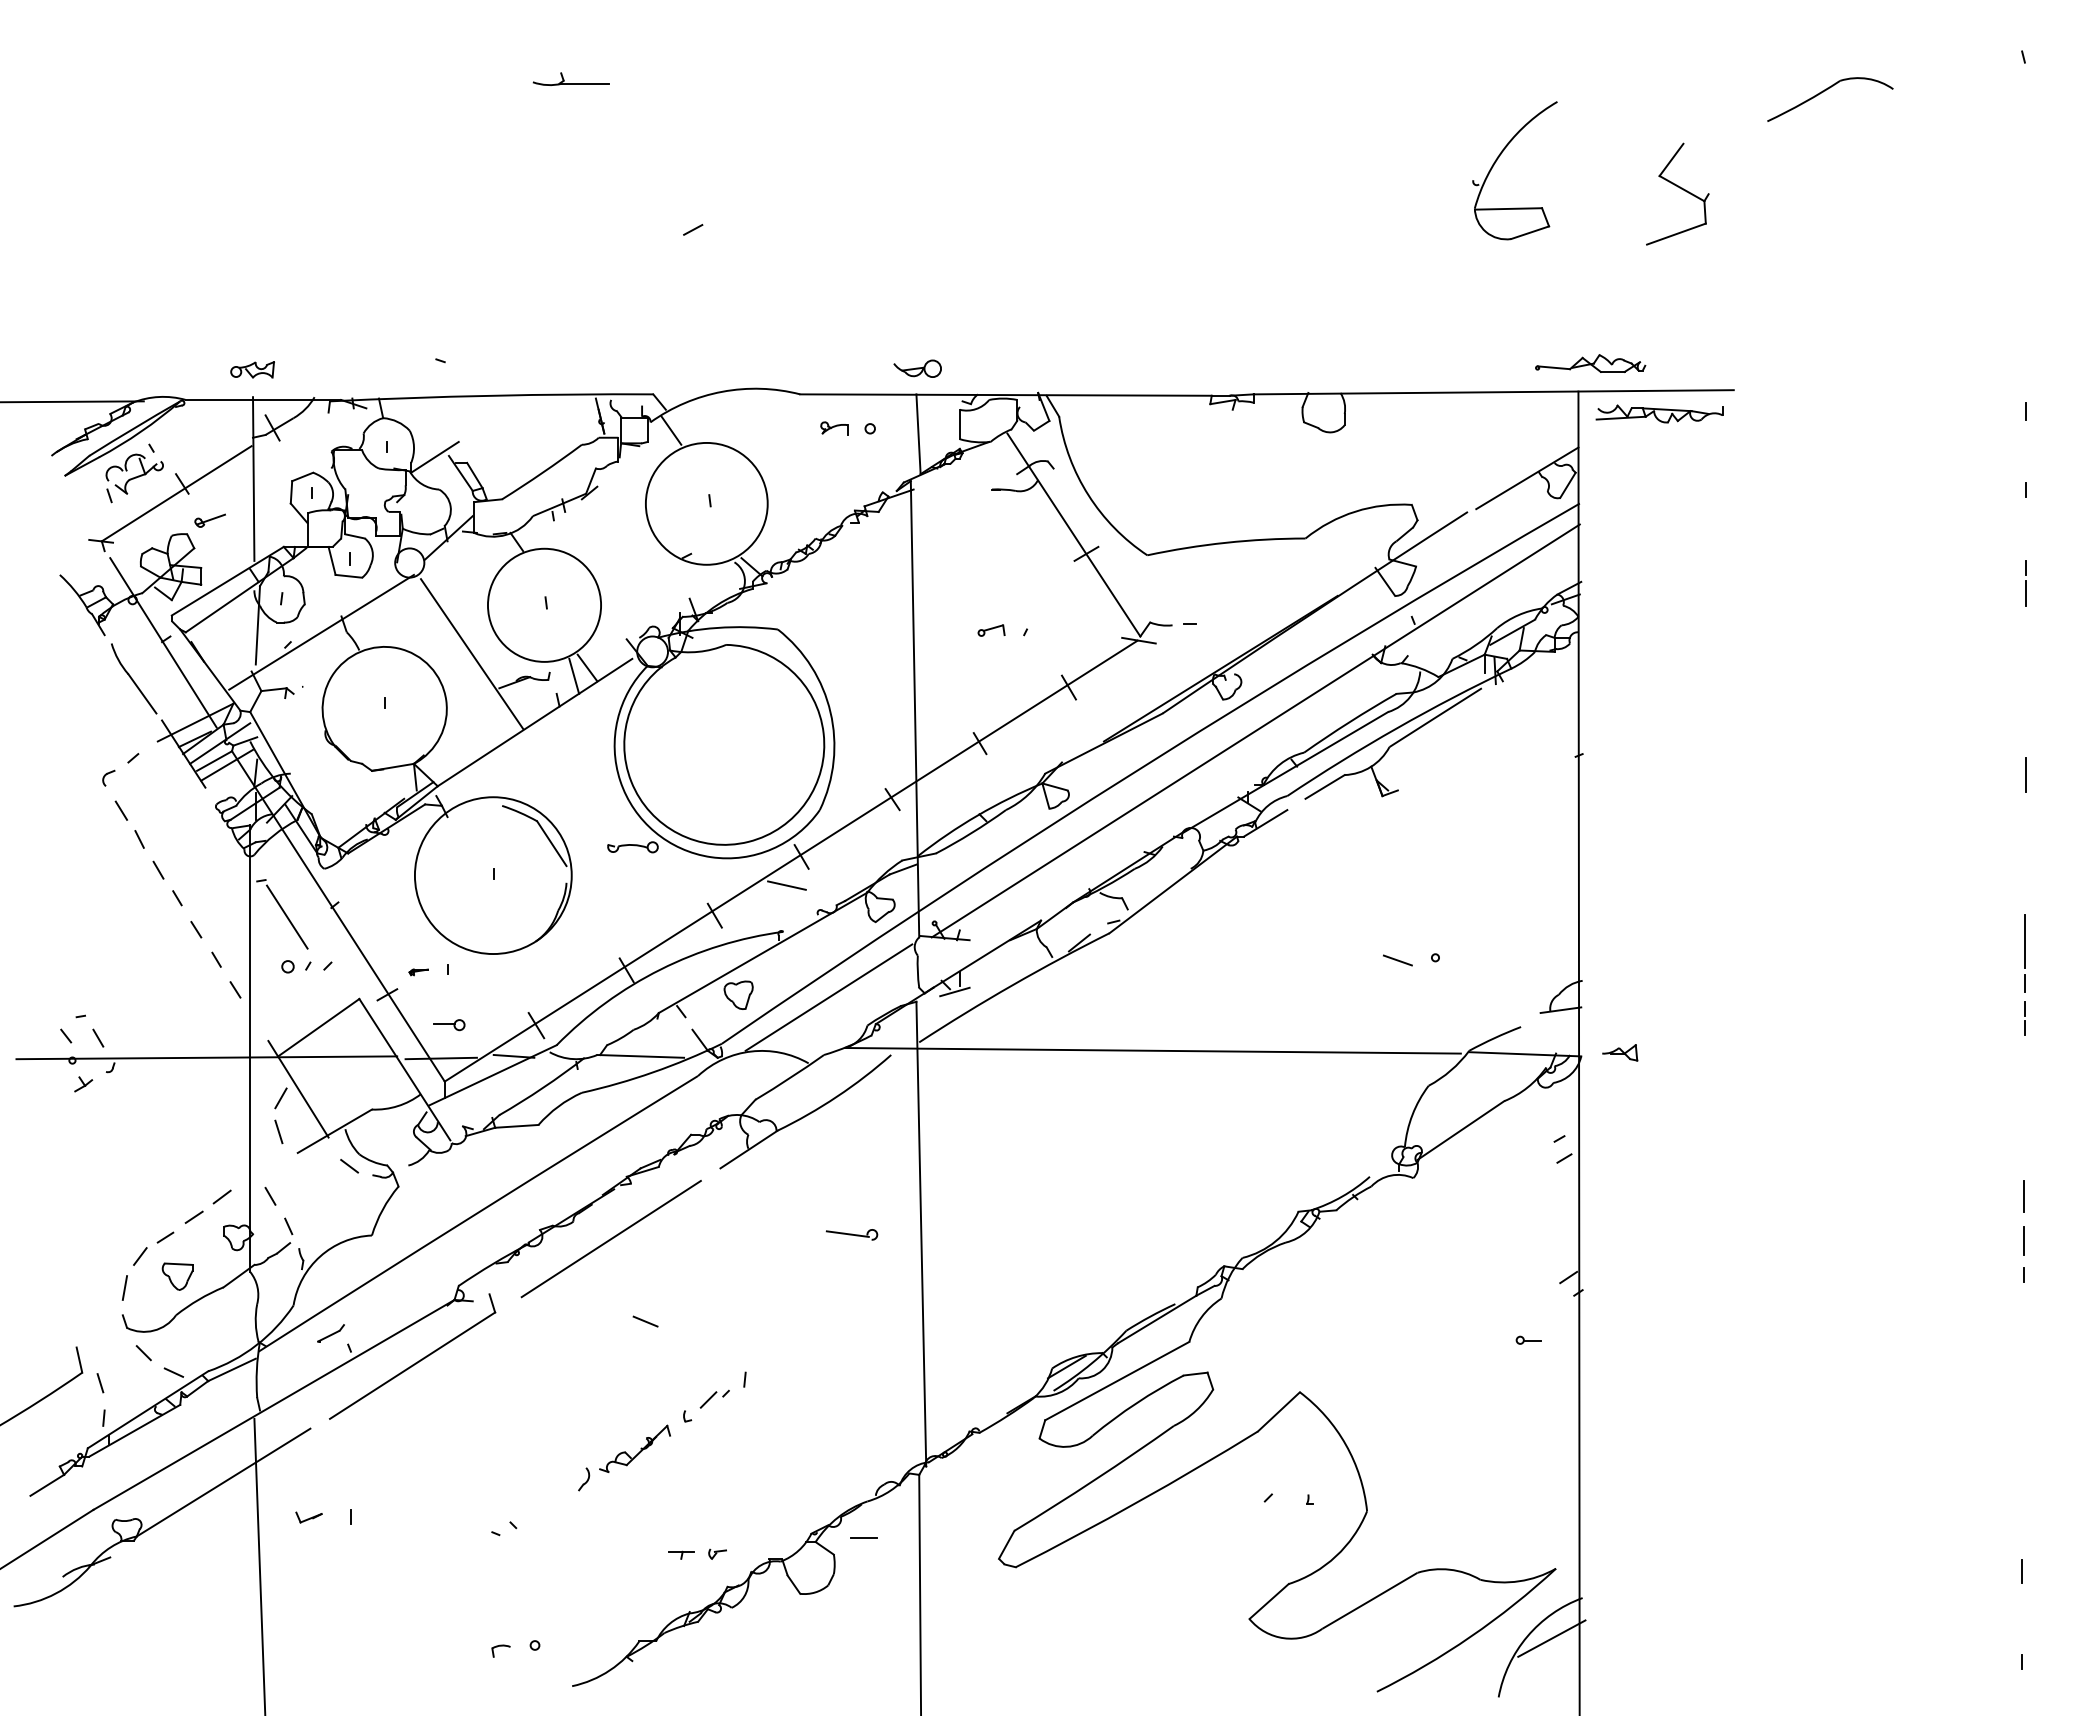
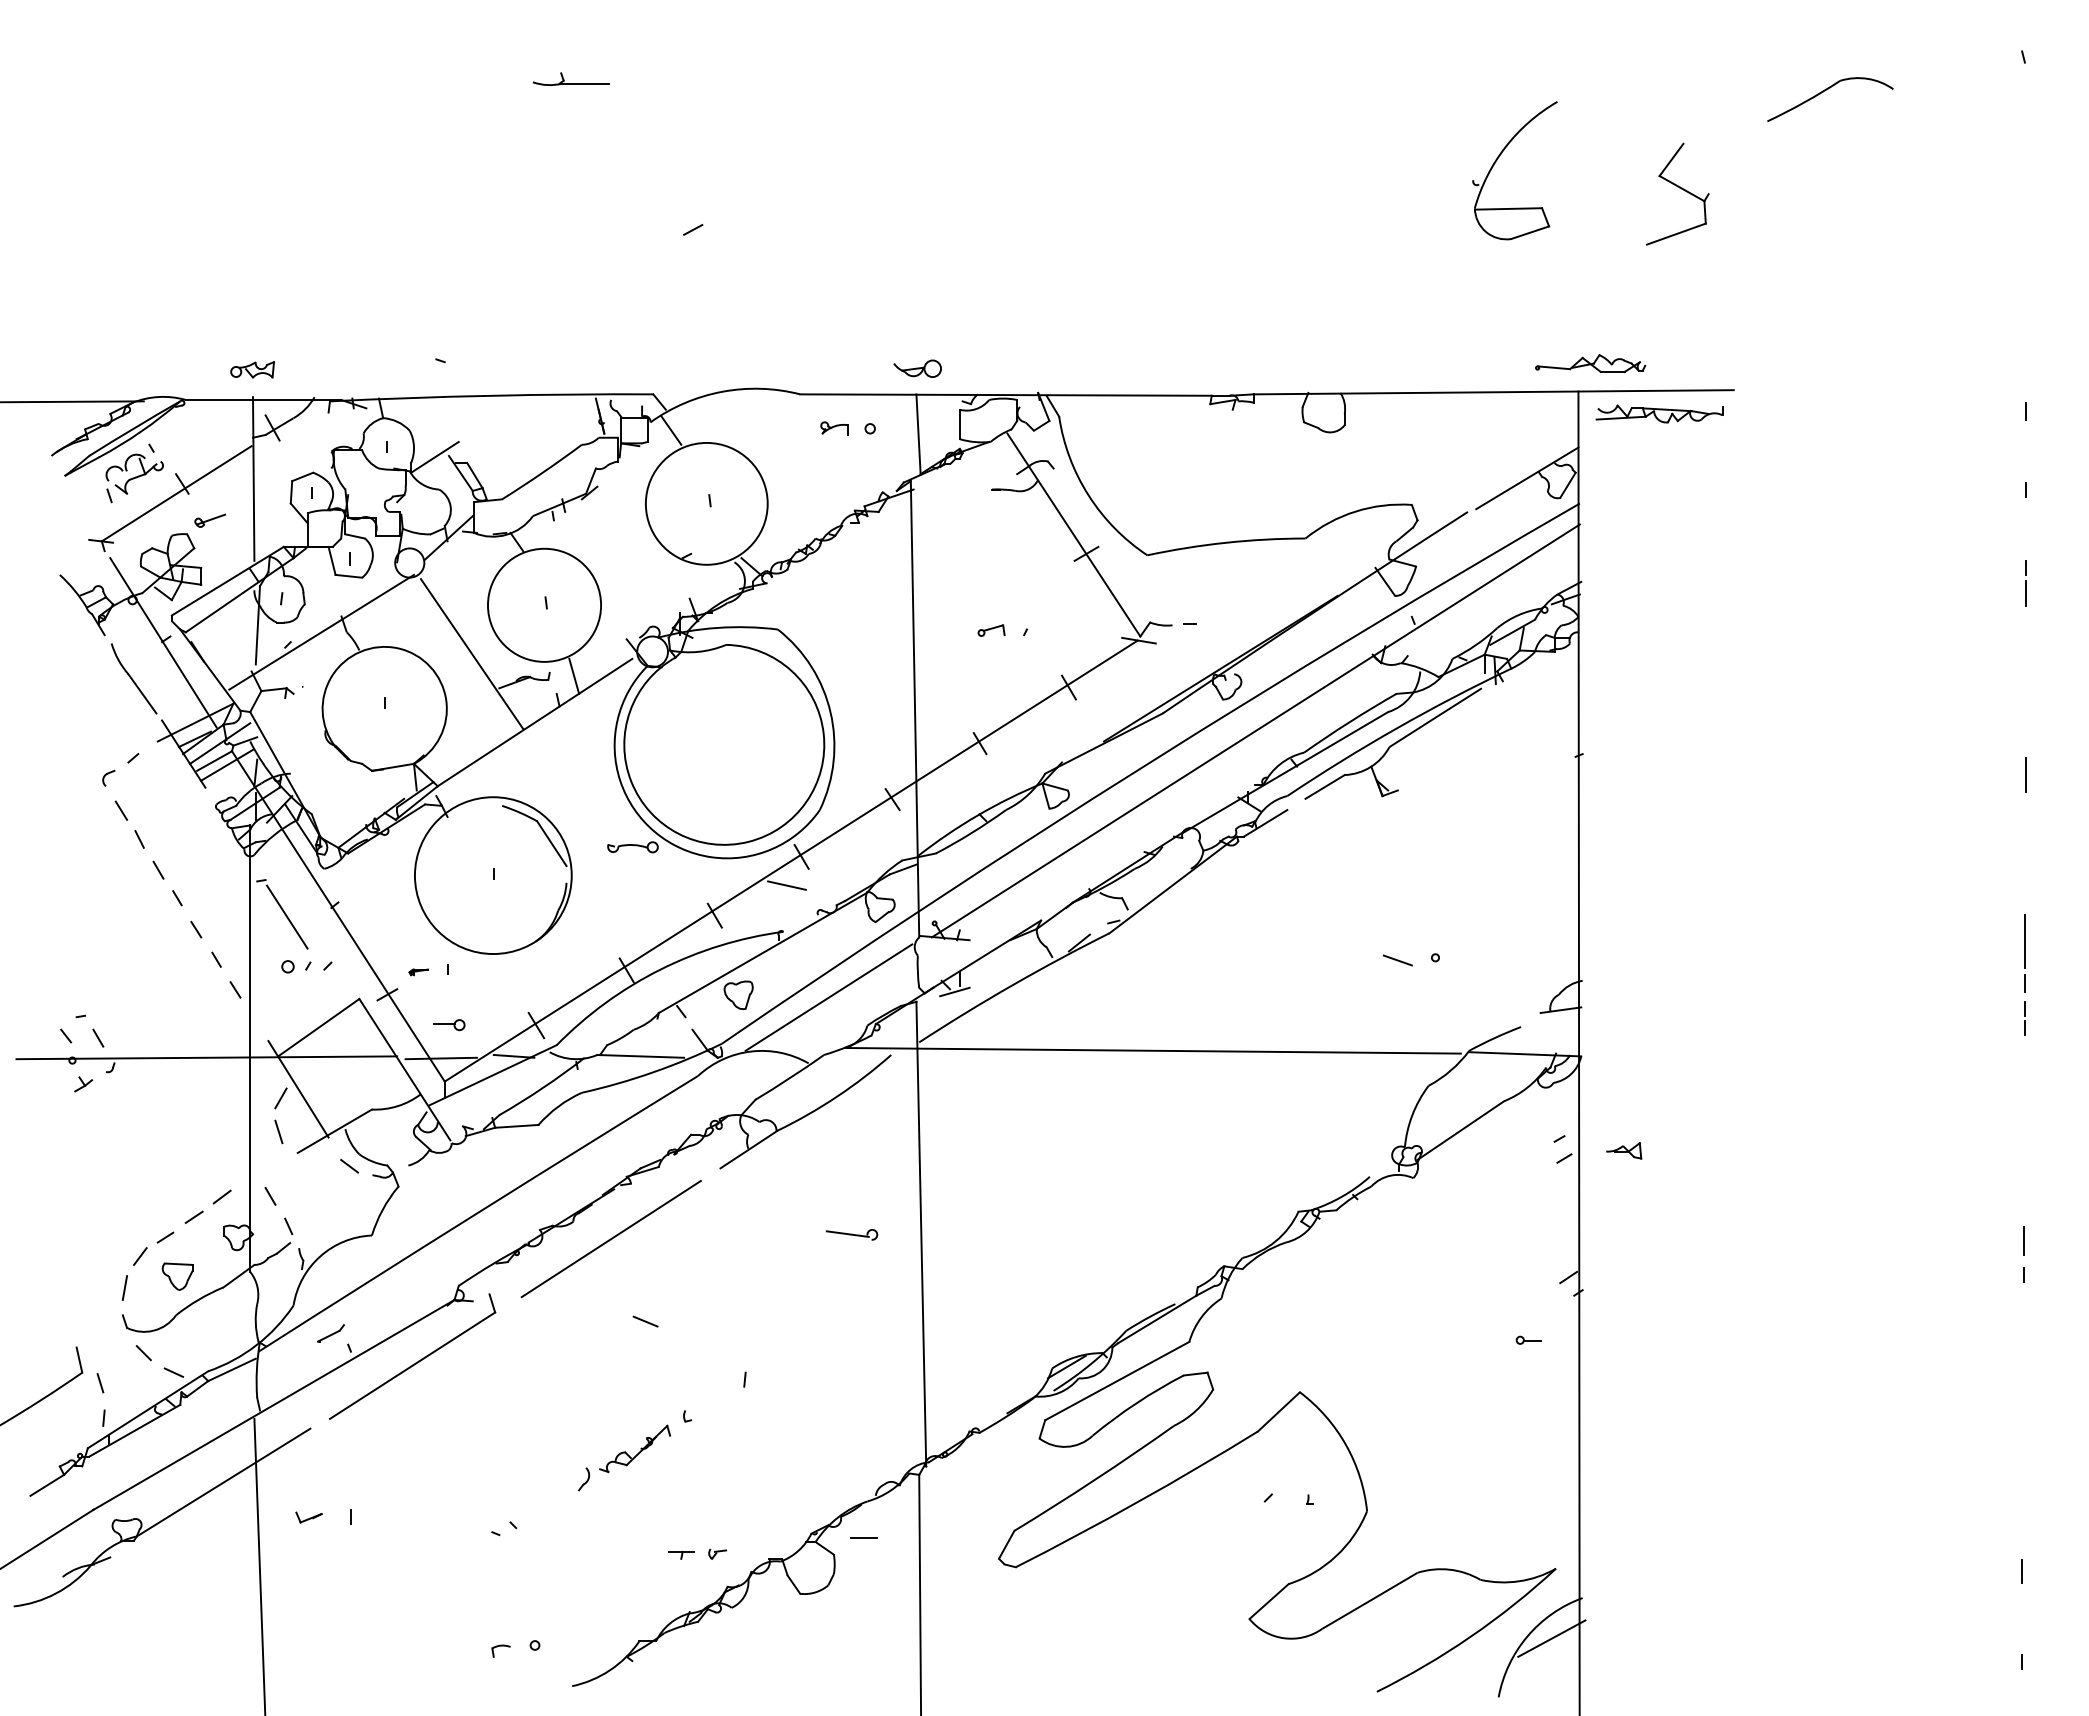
line: present -> none (587, 667)
part position: (1620, 1052) -> (1624, 1150) (1624, 1150)
line: present -> none (2023, 1195)
part: present -> none (714, 1398)
